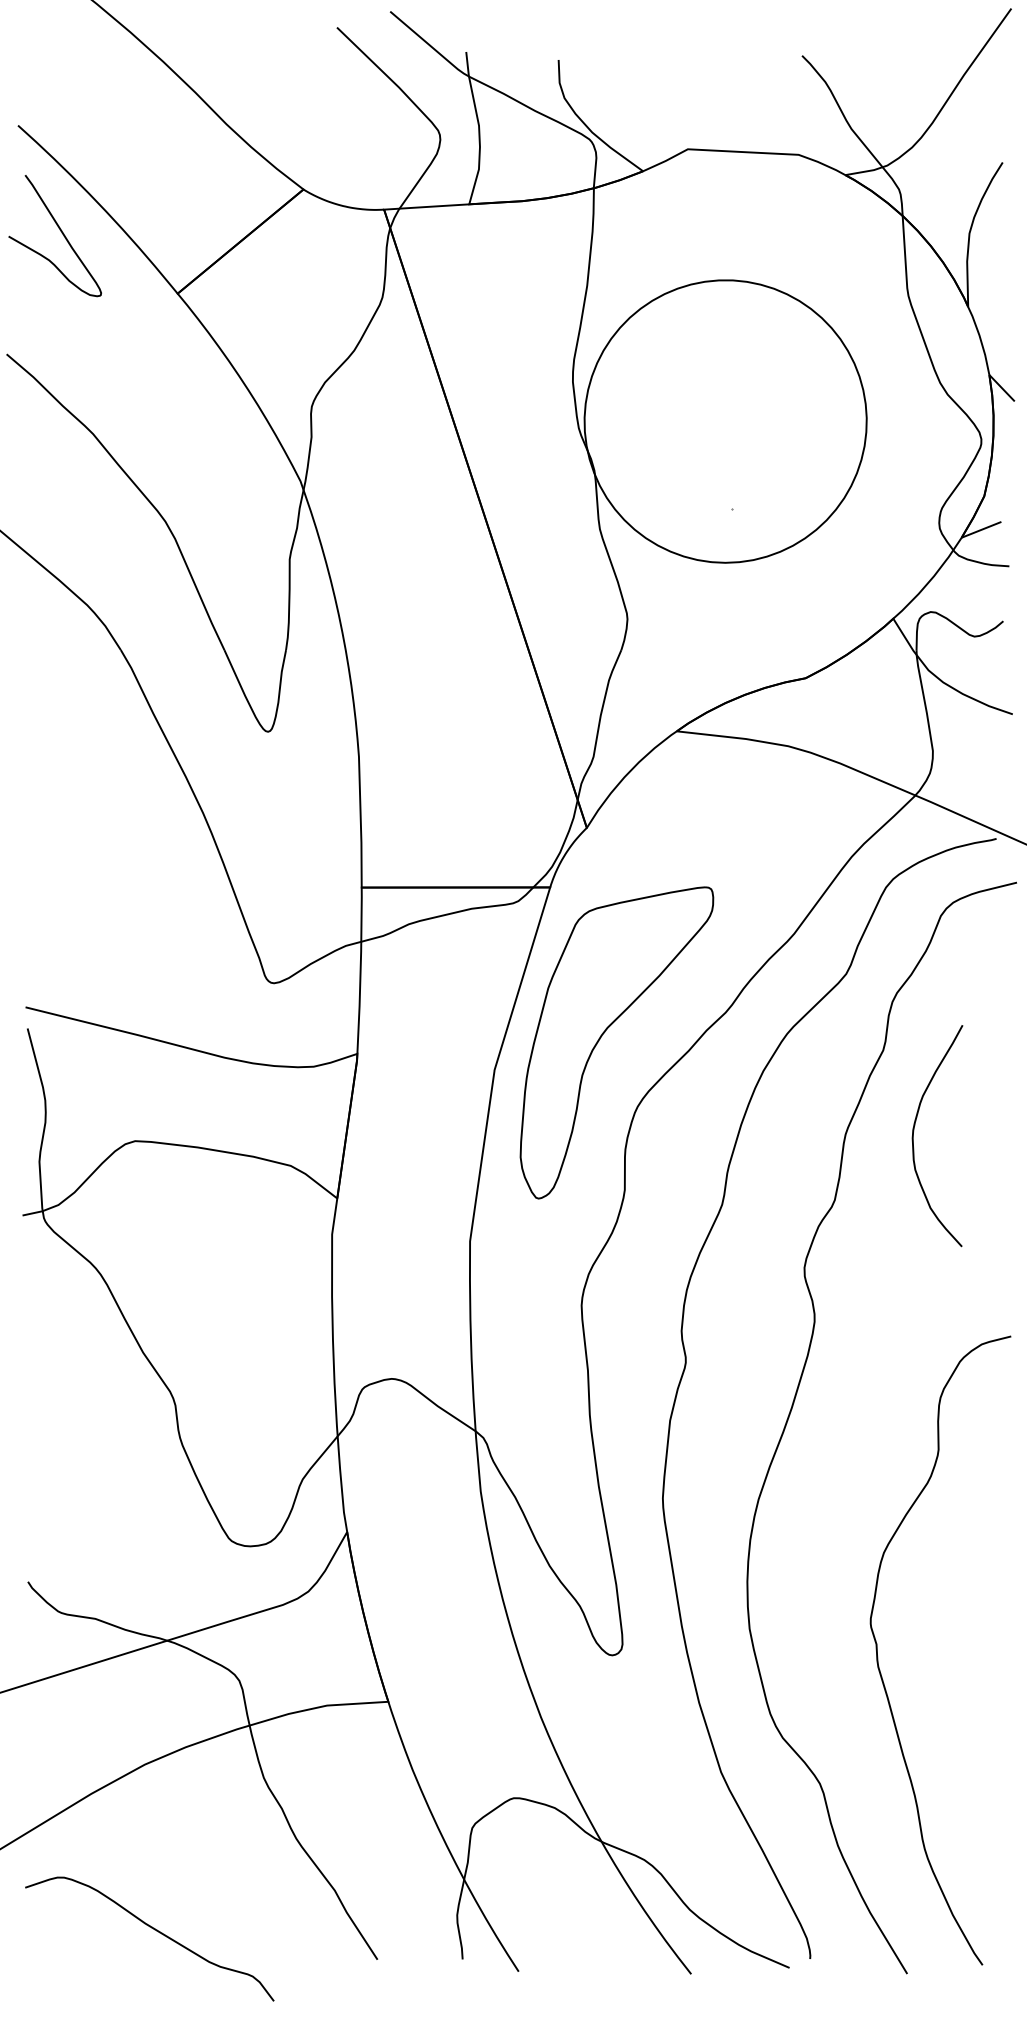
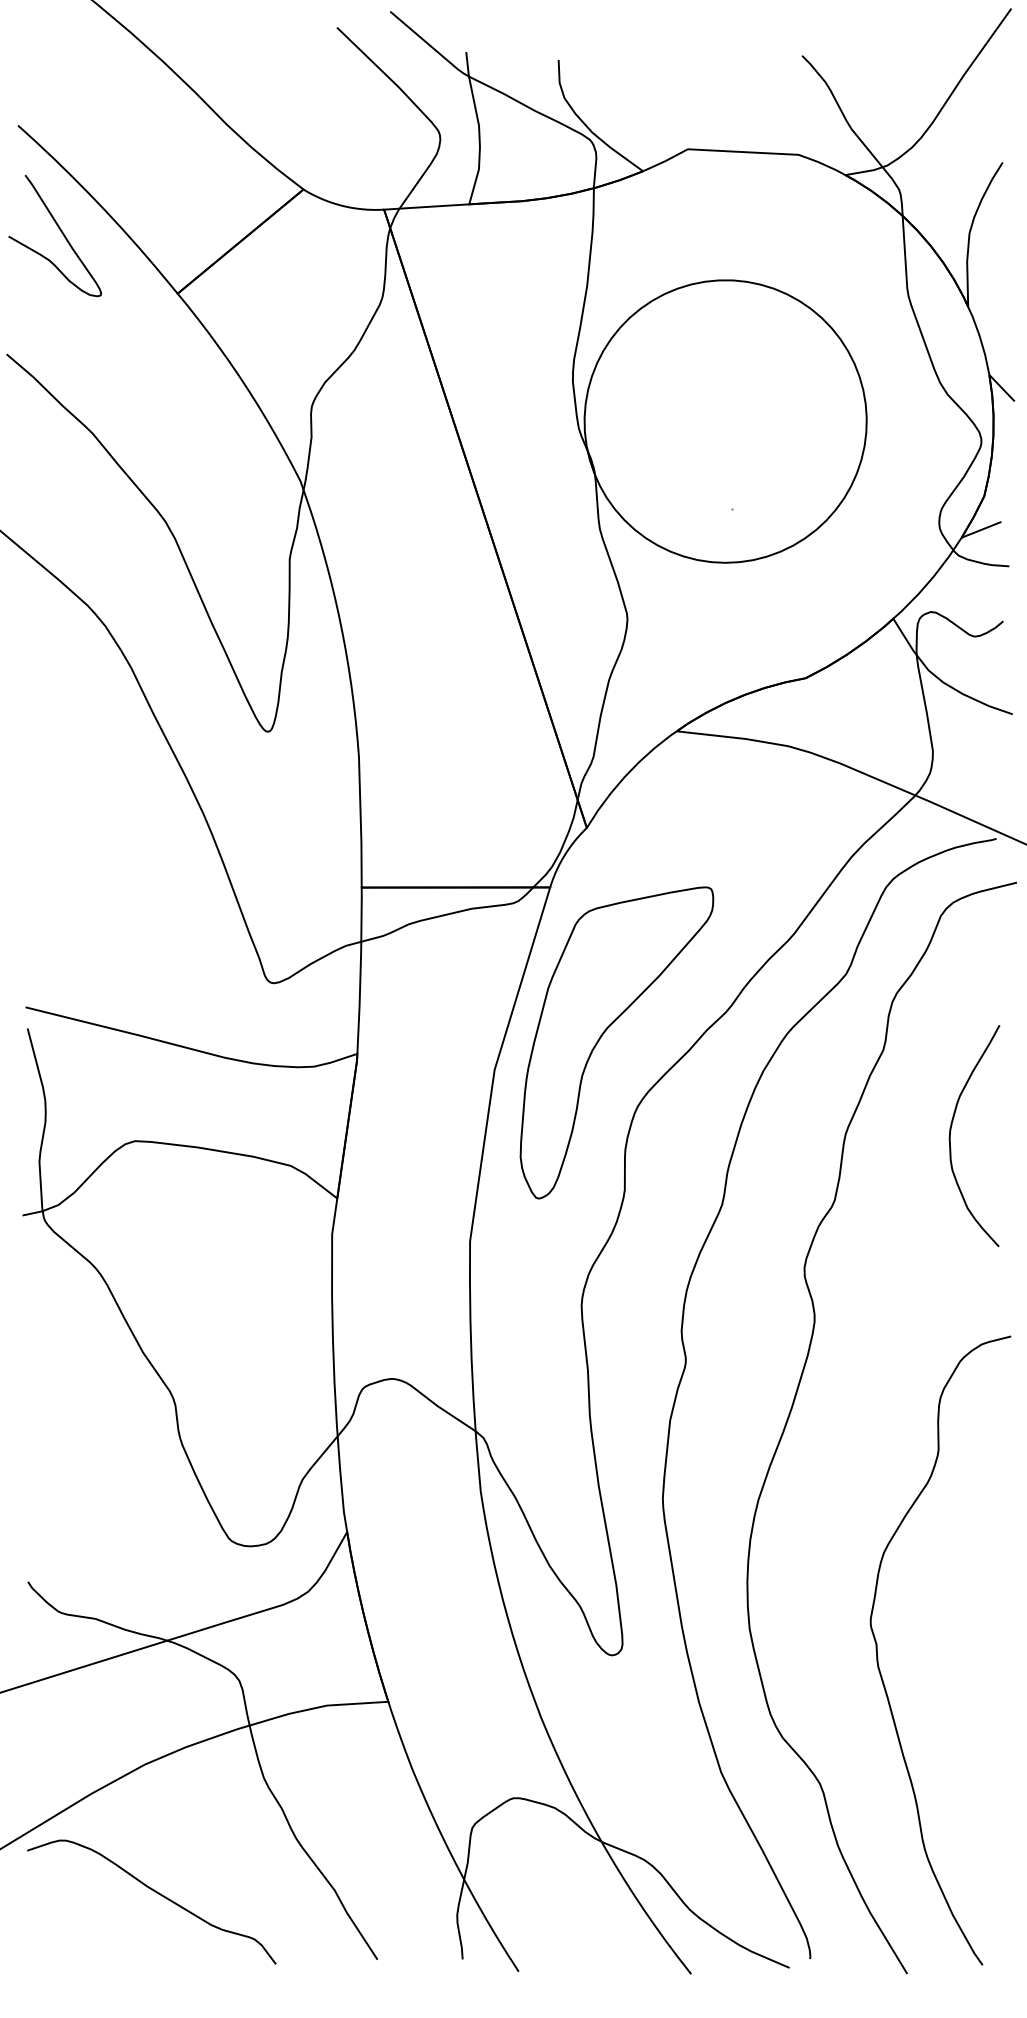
curve position: (914, 1131) -> (951, 1131) (951, 1131)
curve position: (154, 1930) -> (156, 1893) (156, 1893)
